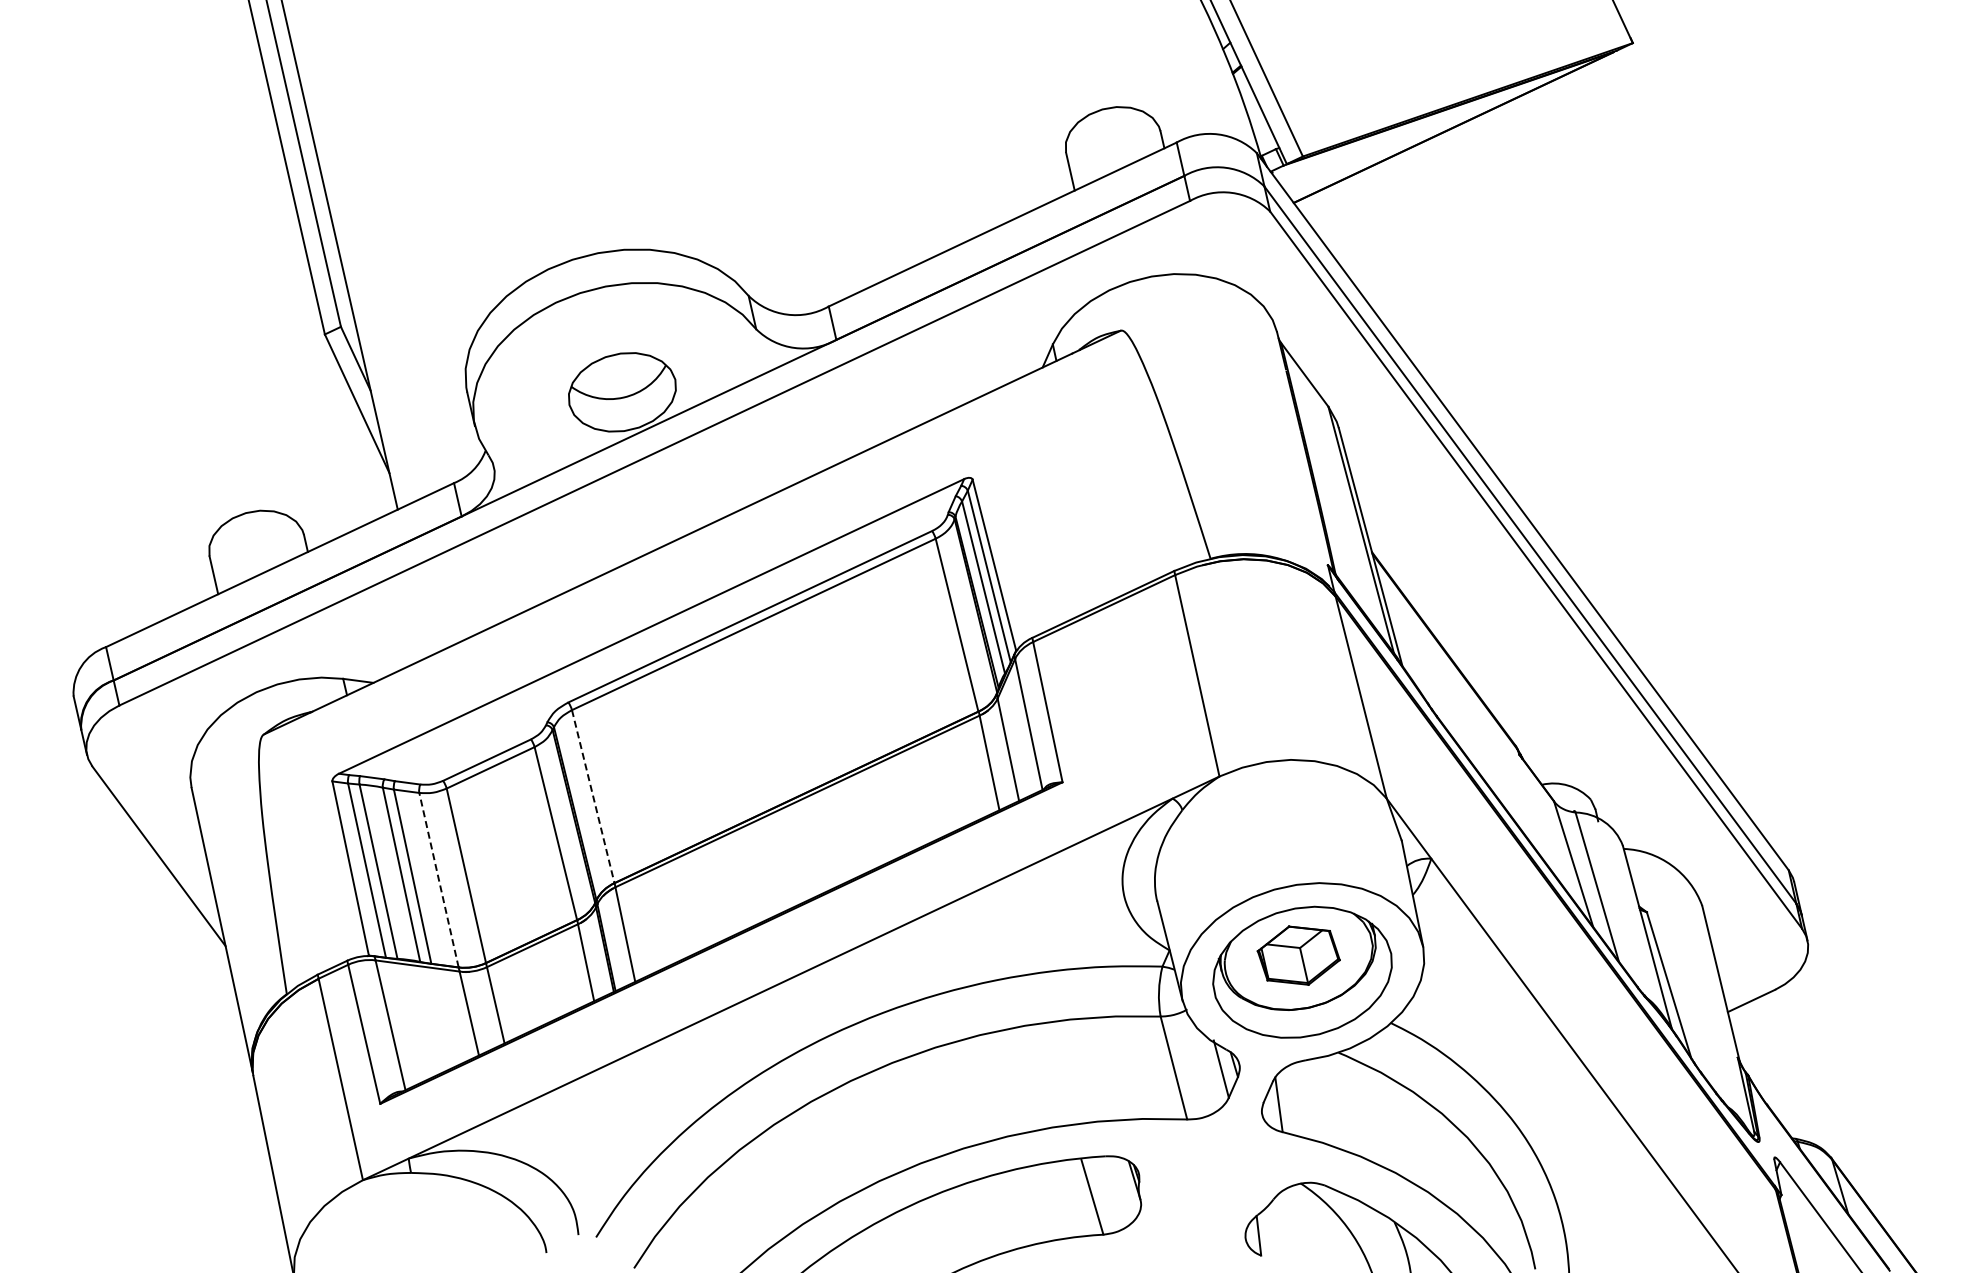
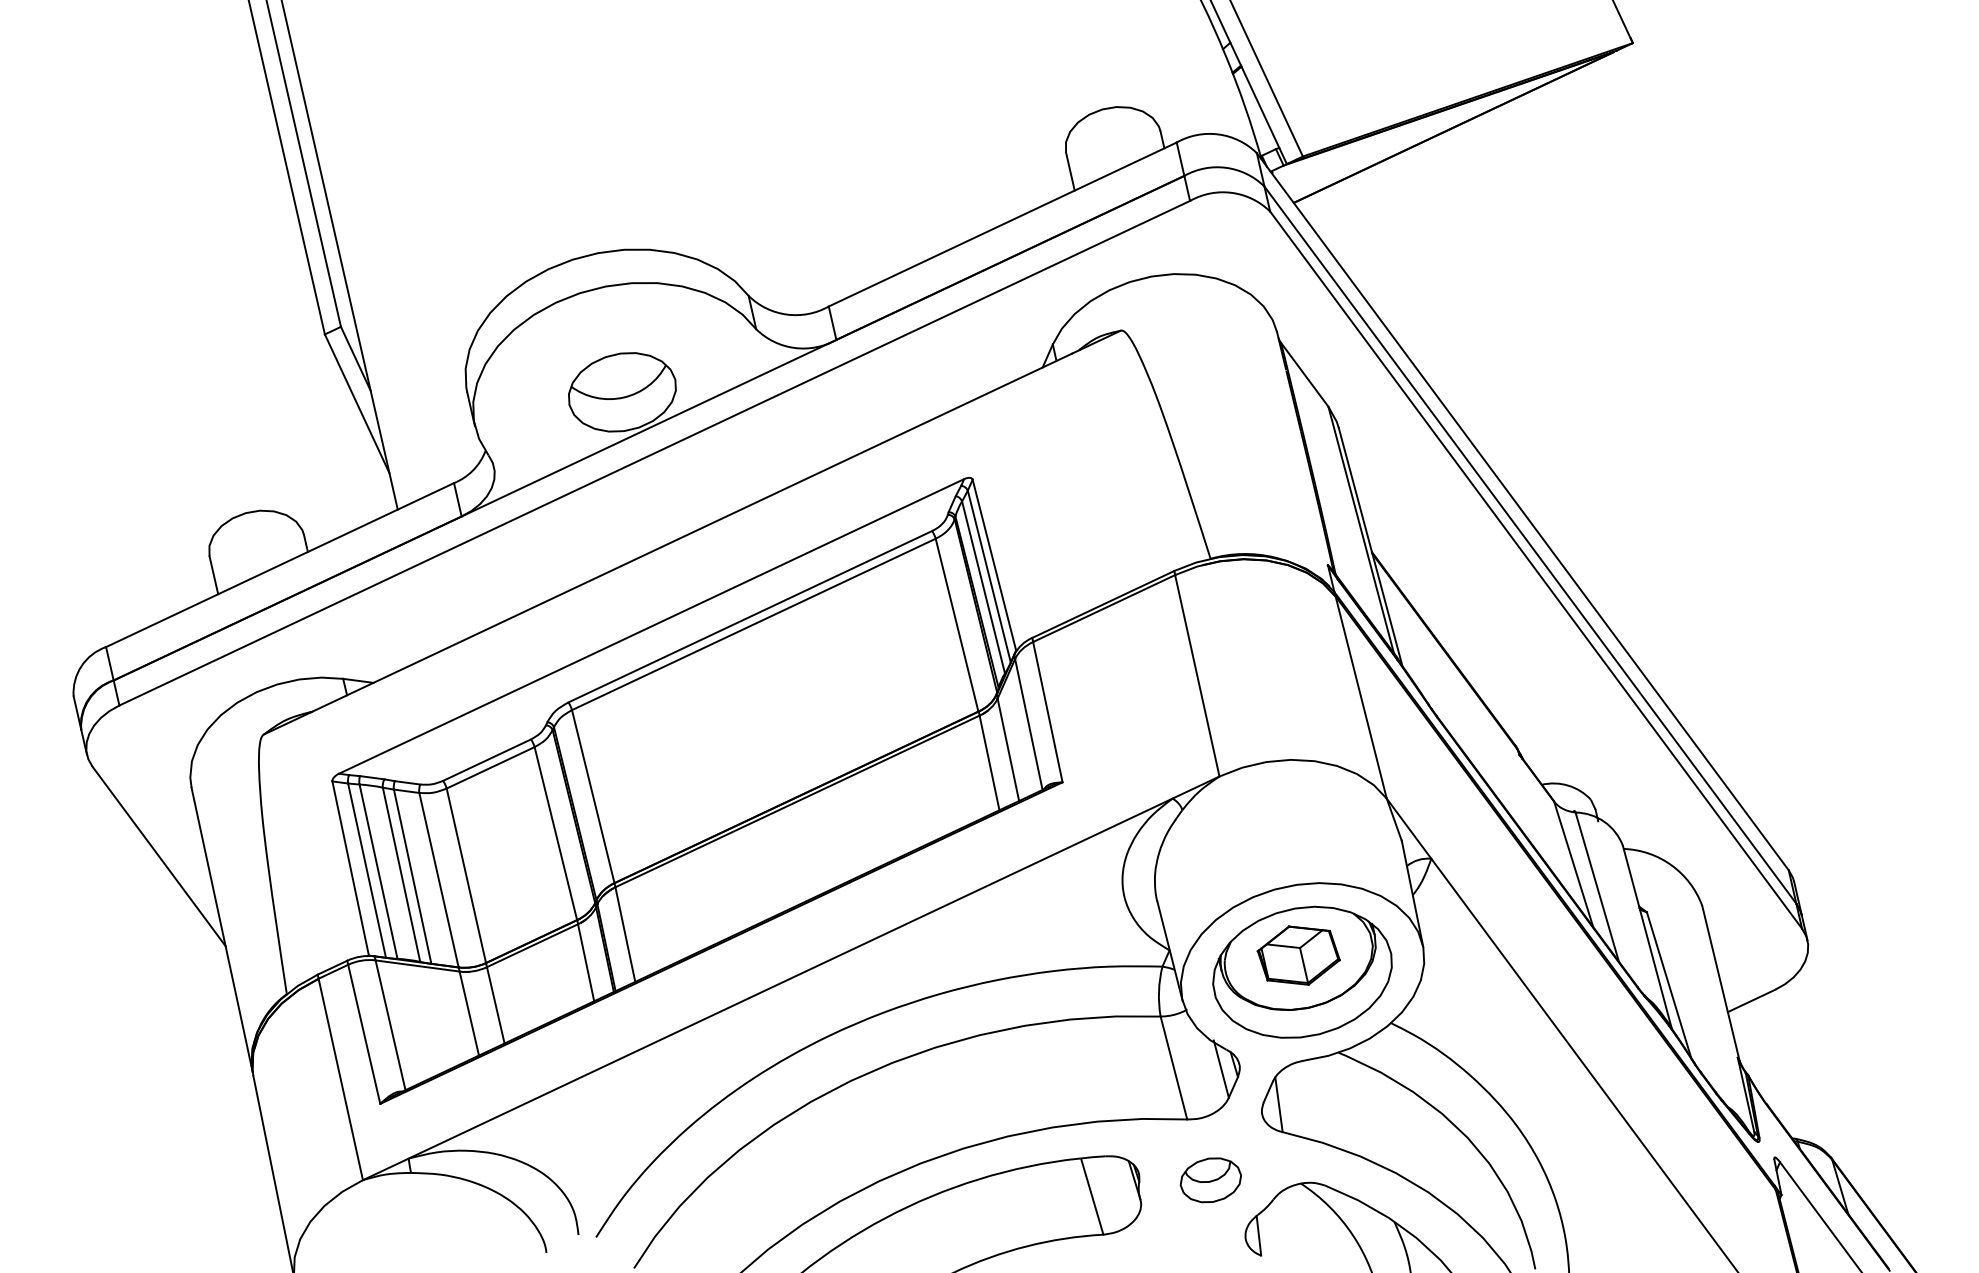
line: dashed -> solid (593, 797)
line: dashed -> solid (438, 879)
part: none -> present (1210, 1180)
